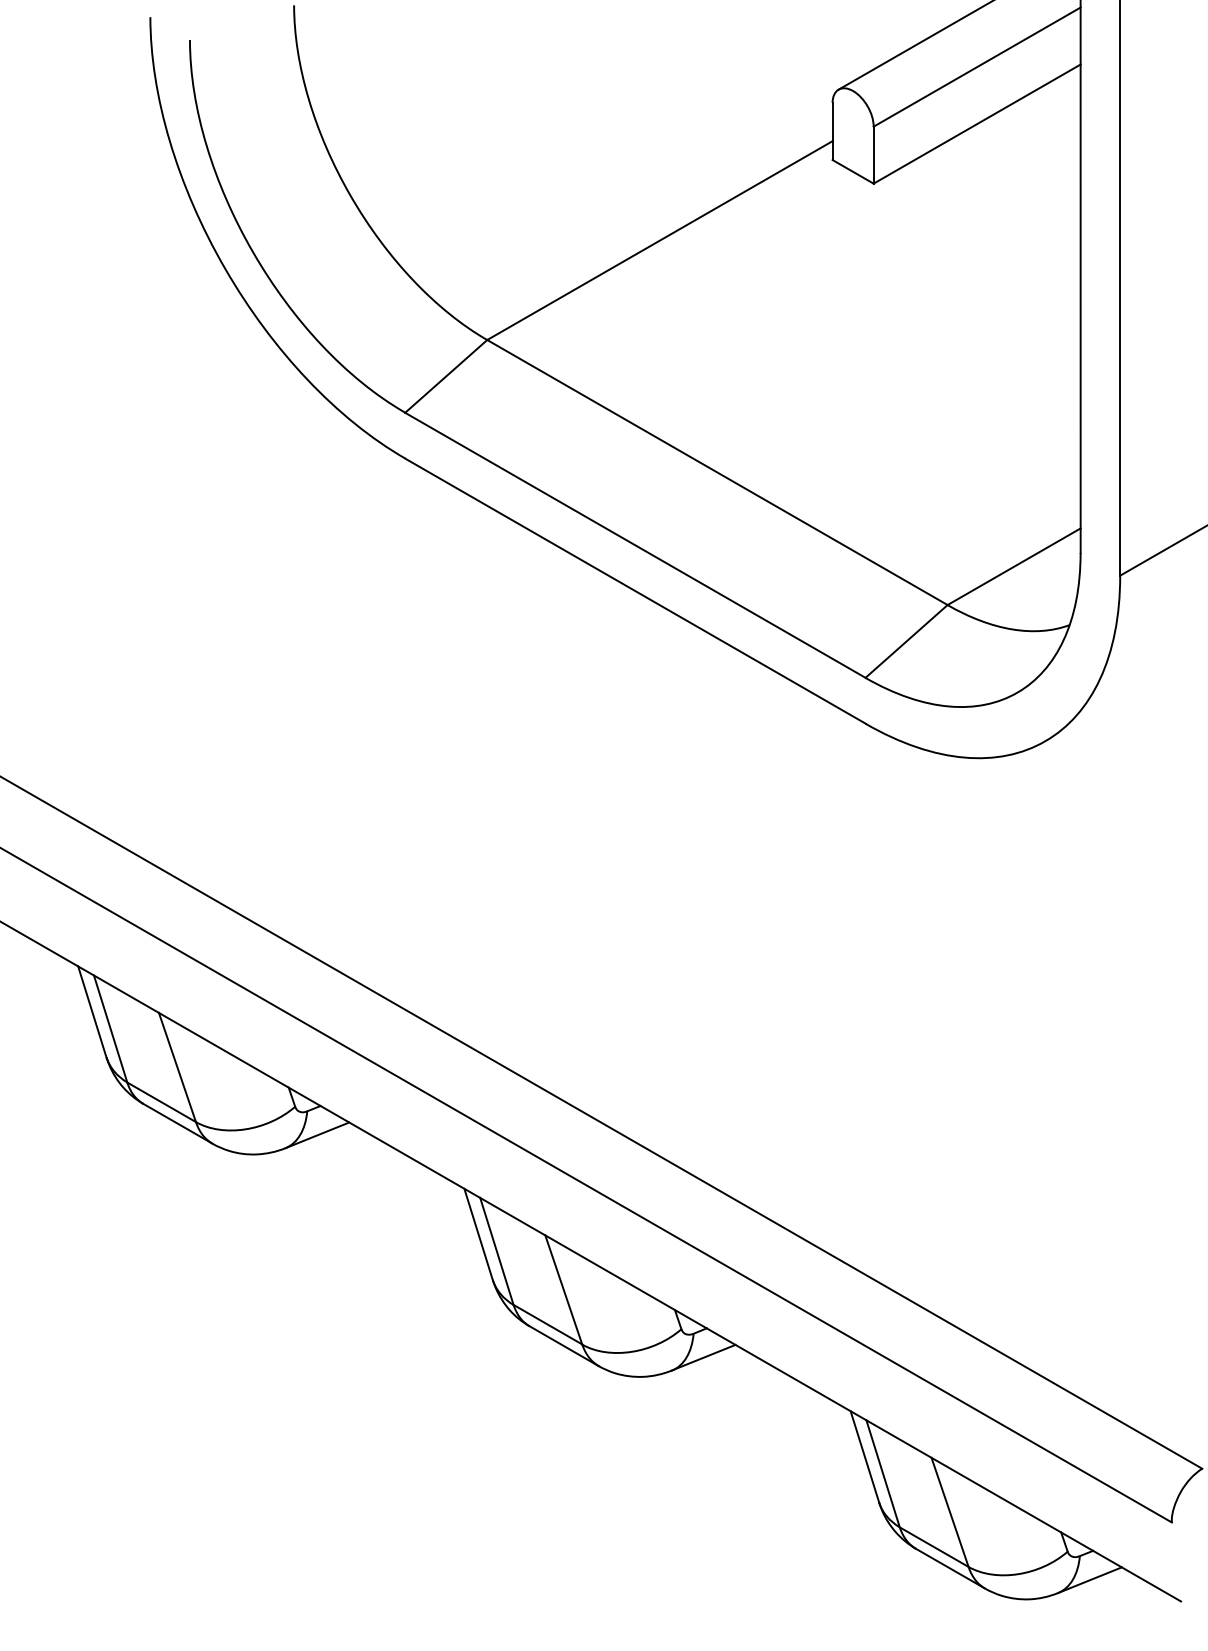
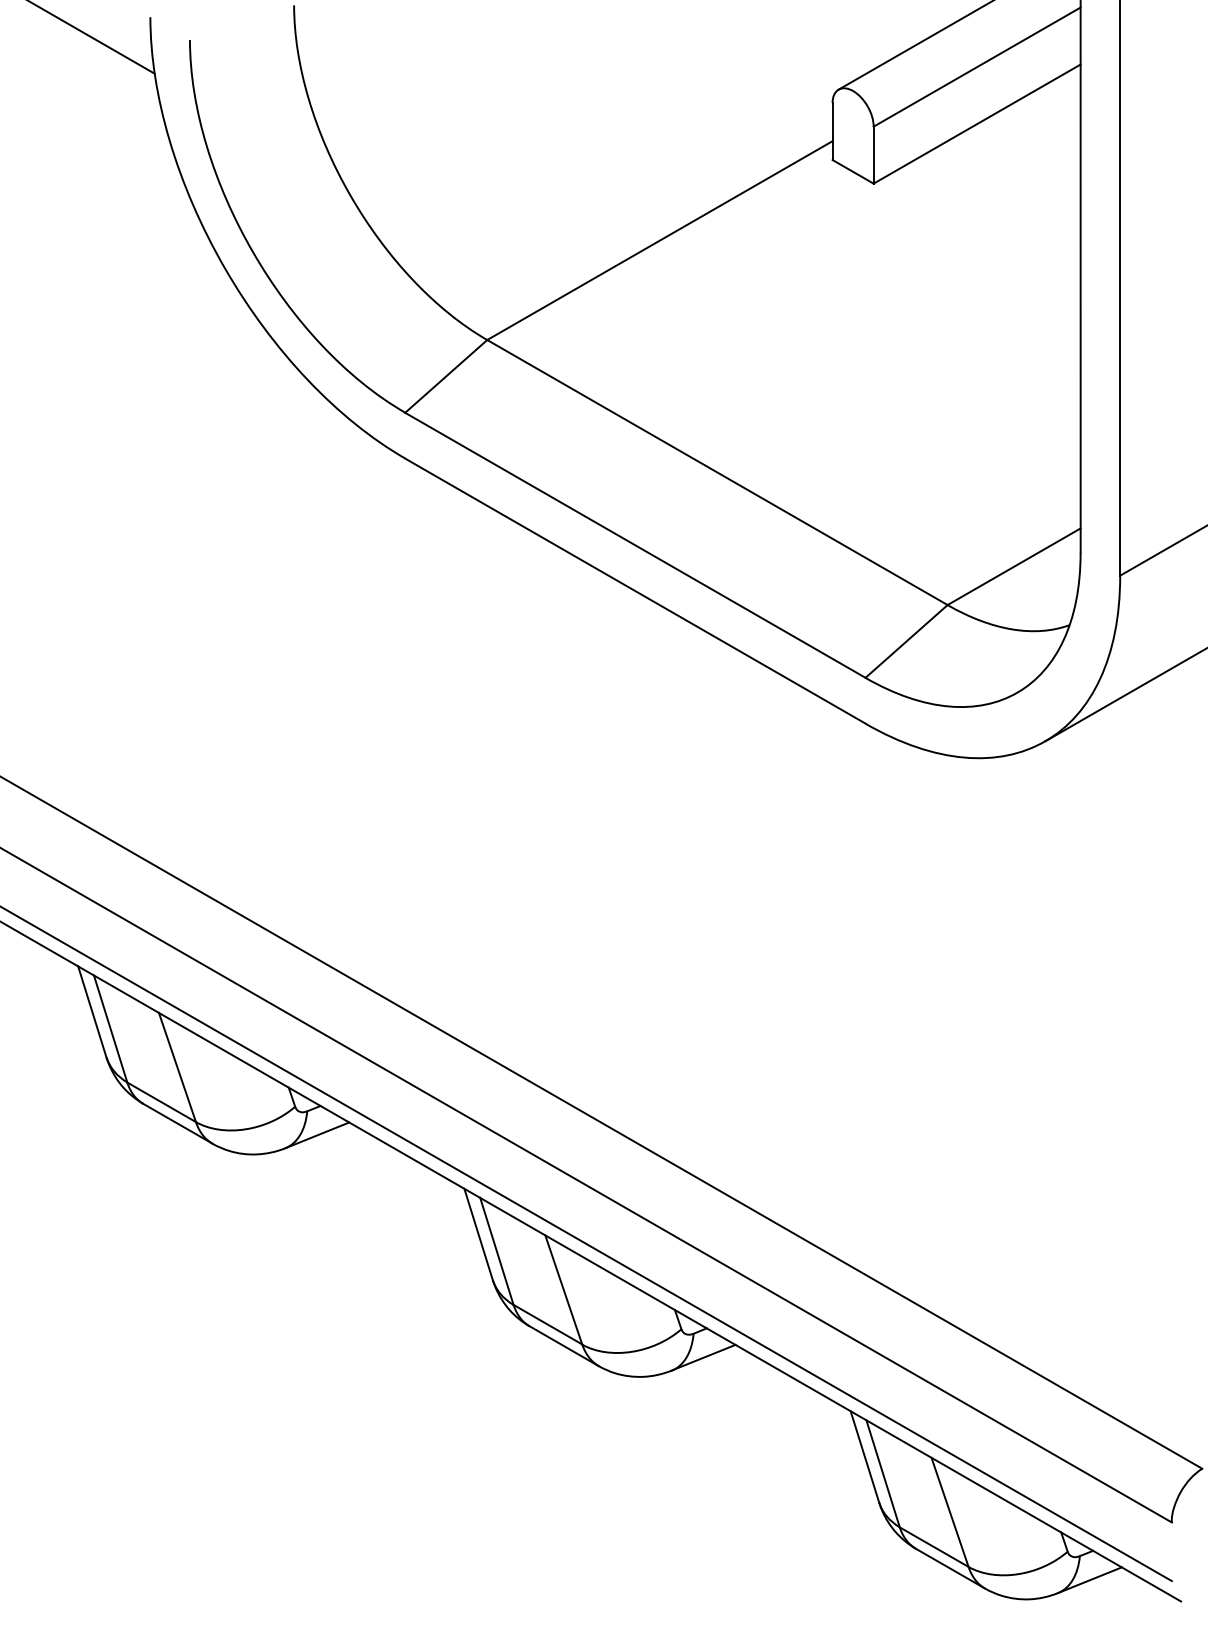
line: none -> present (92, 37)
line: none -> present (1124, 695)
line: none -> present (586, 1244)
